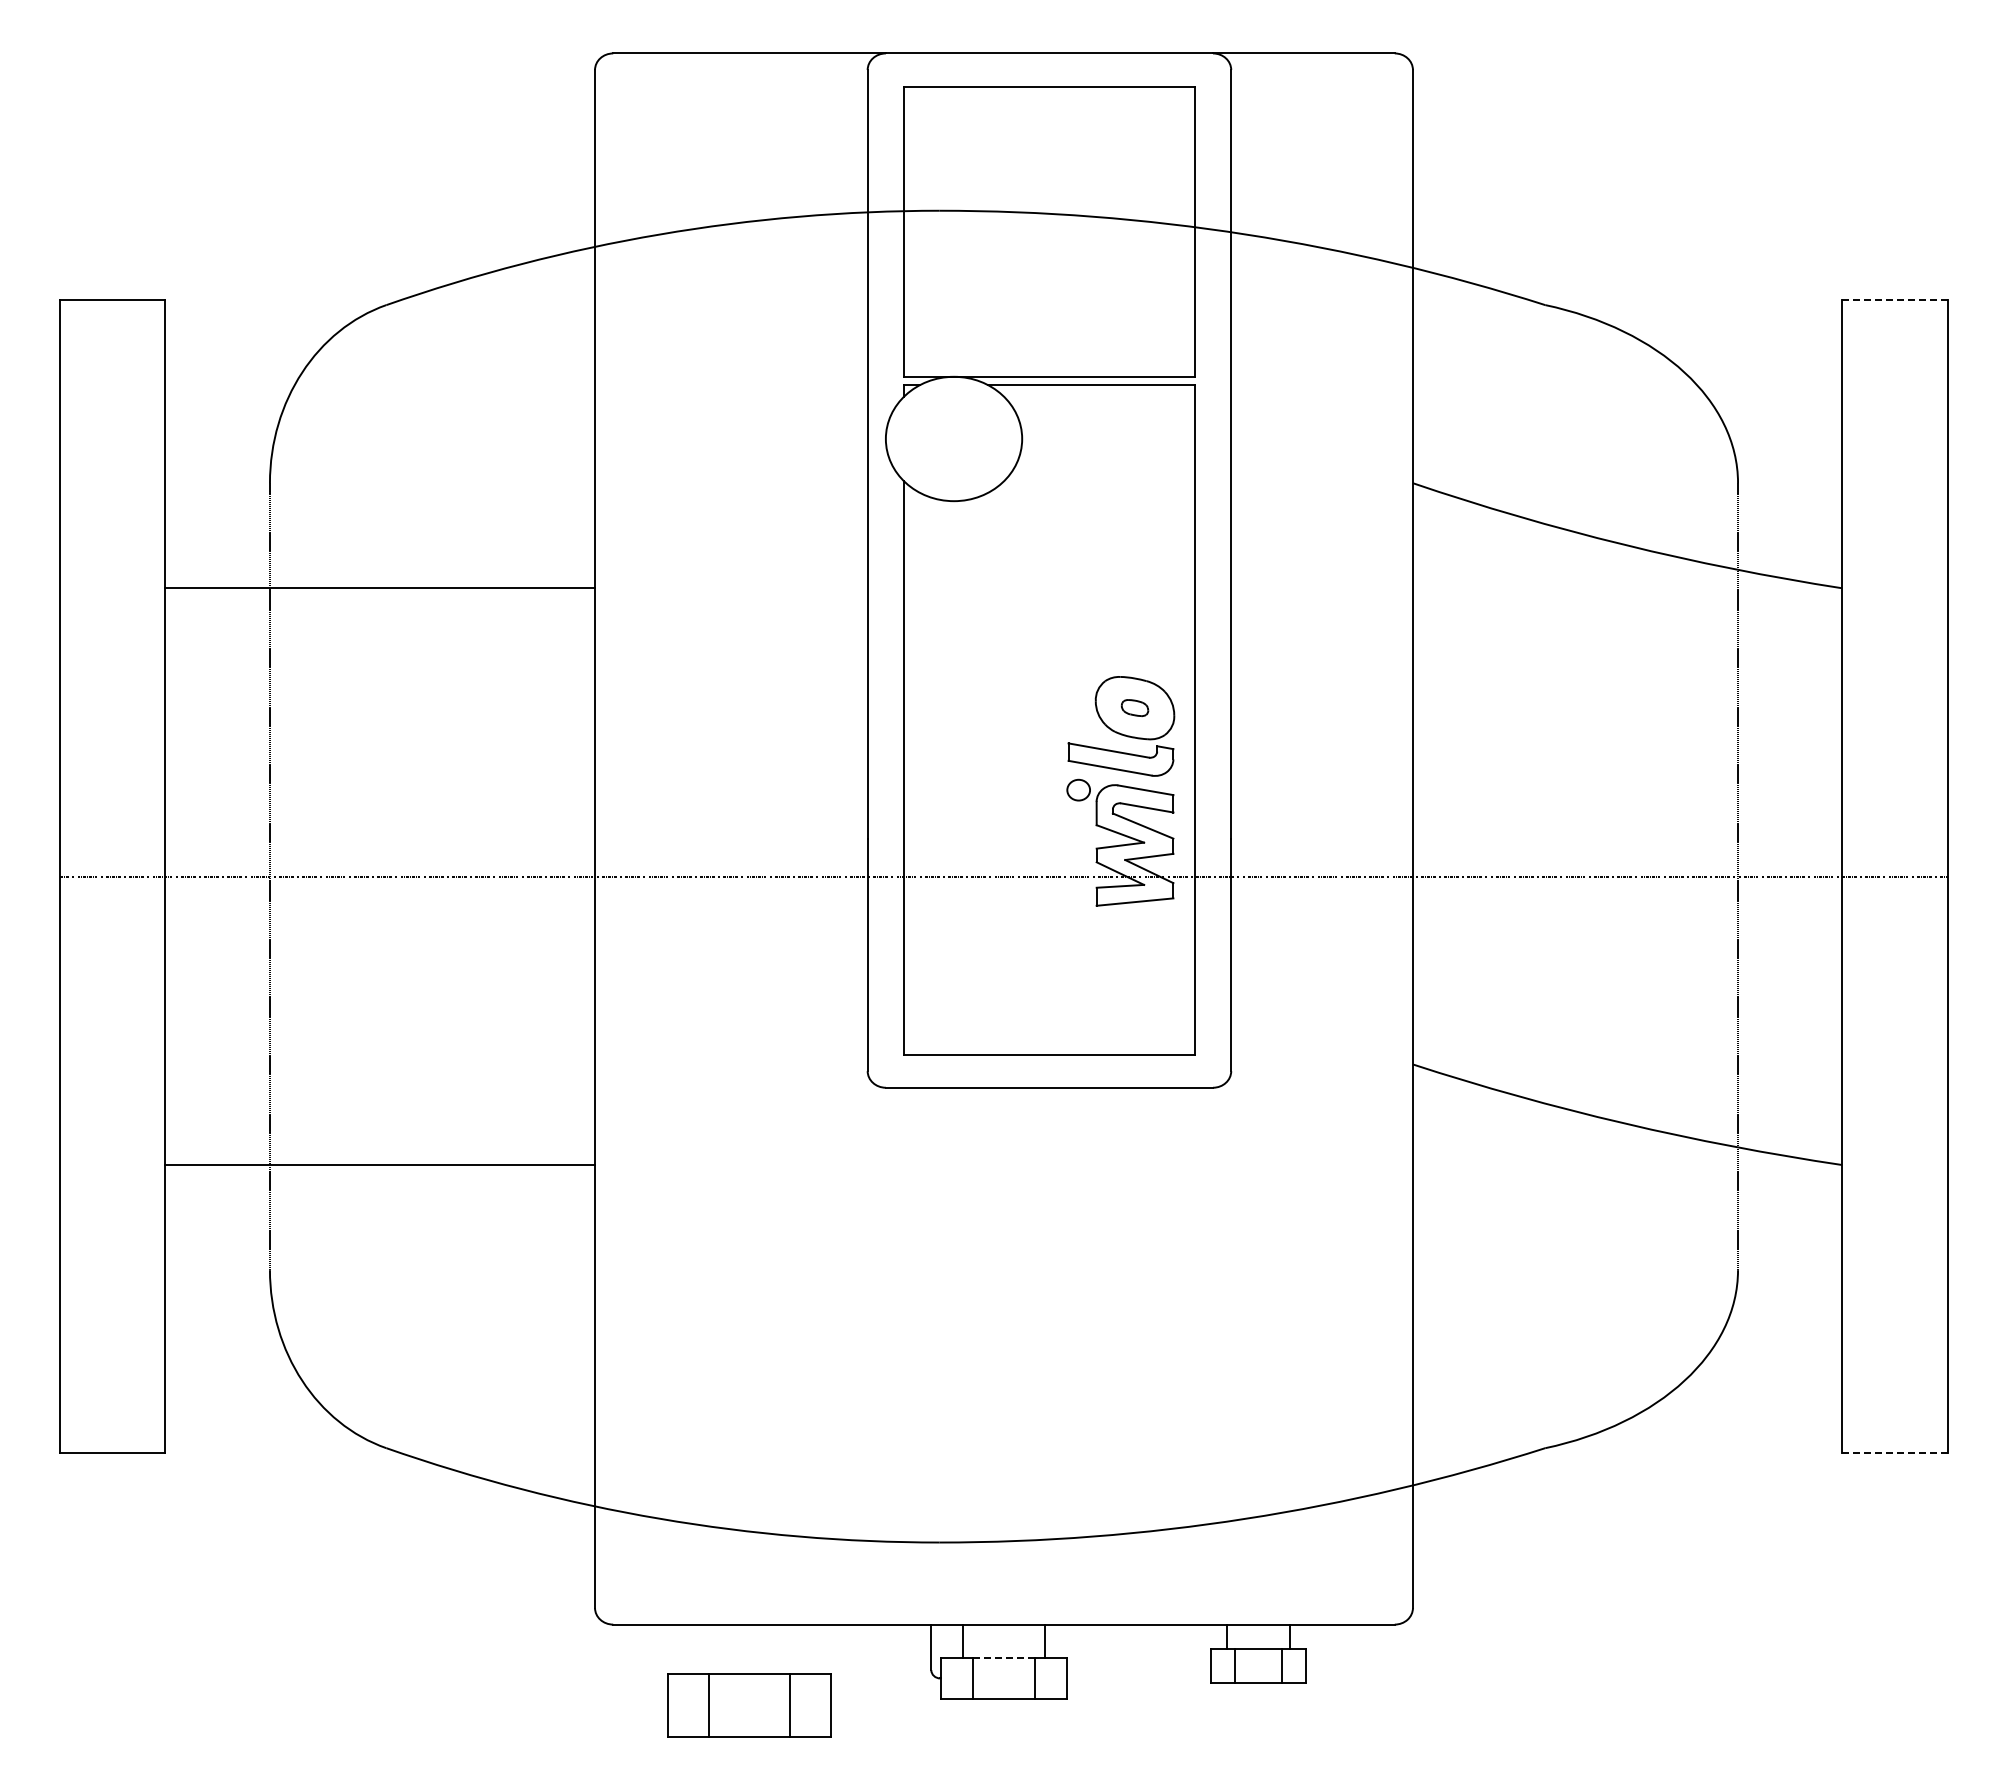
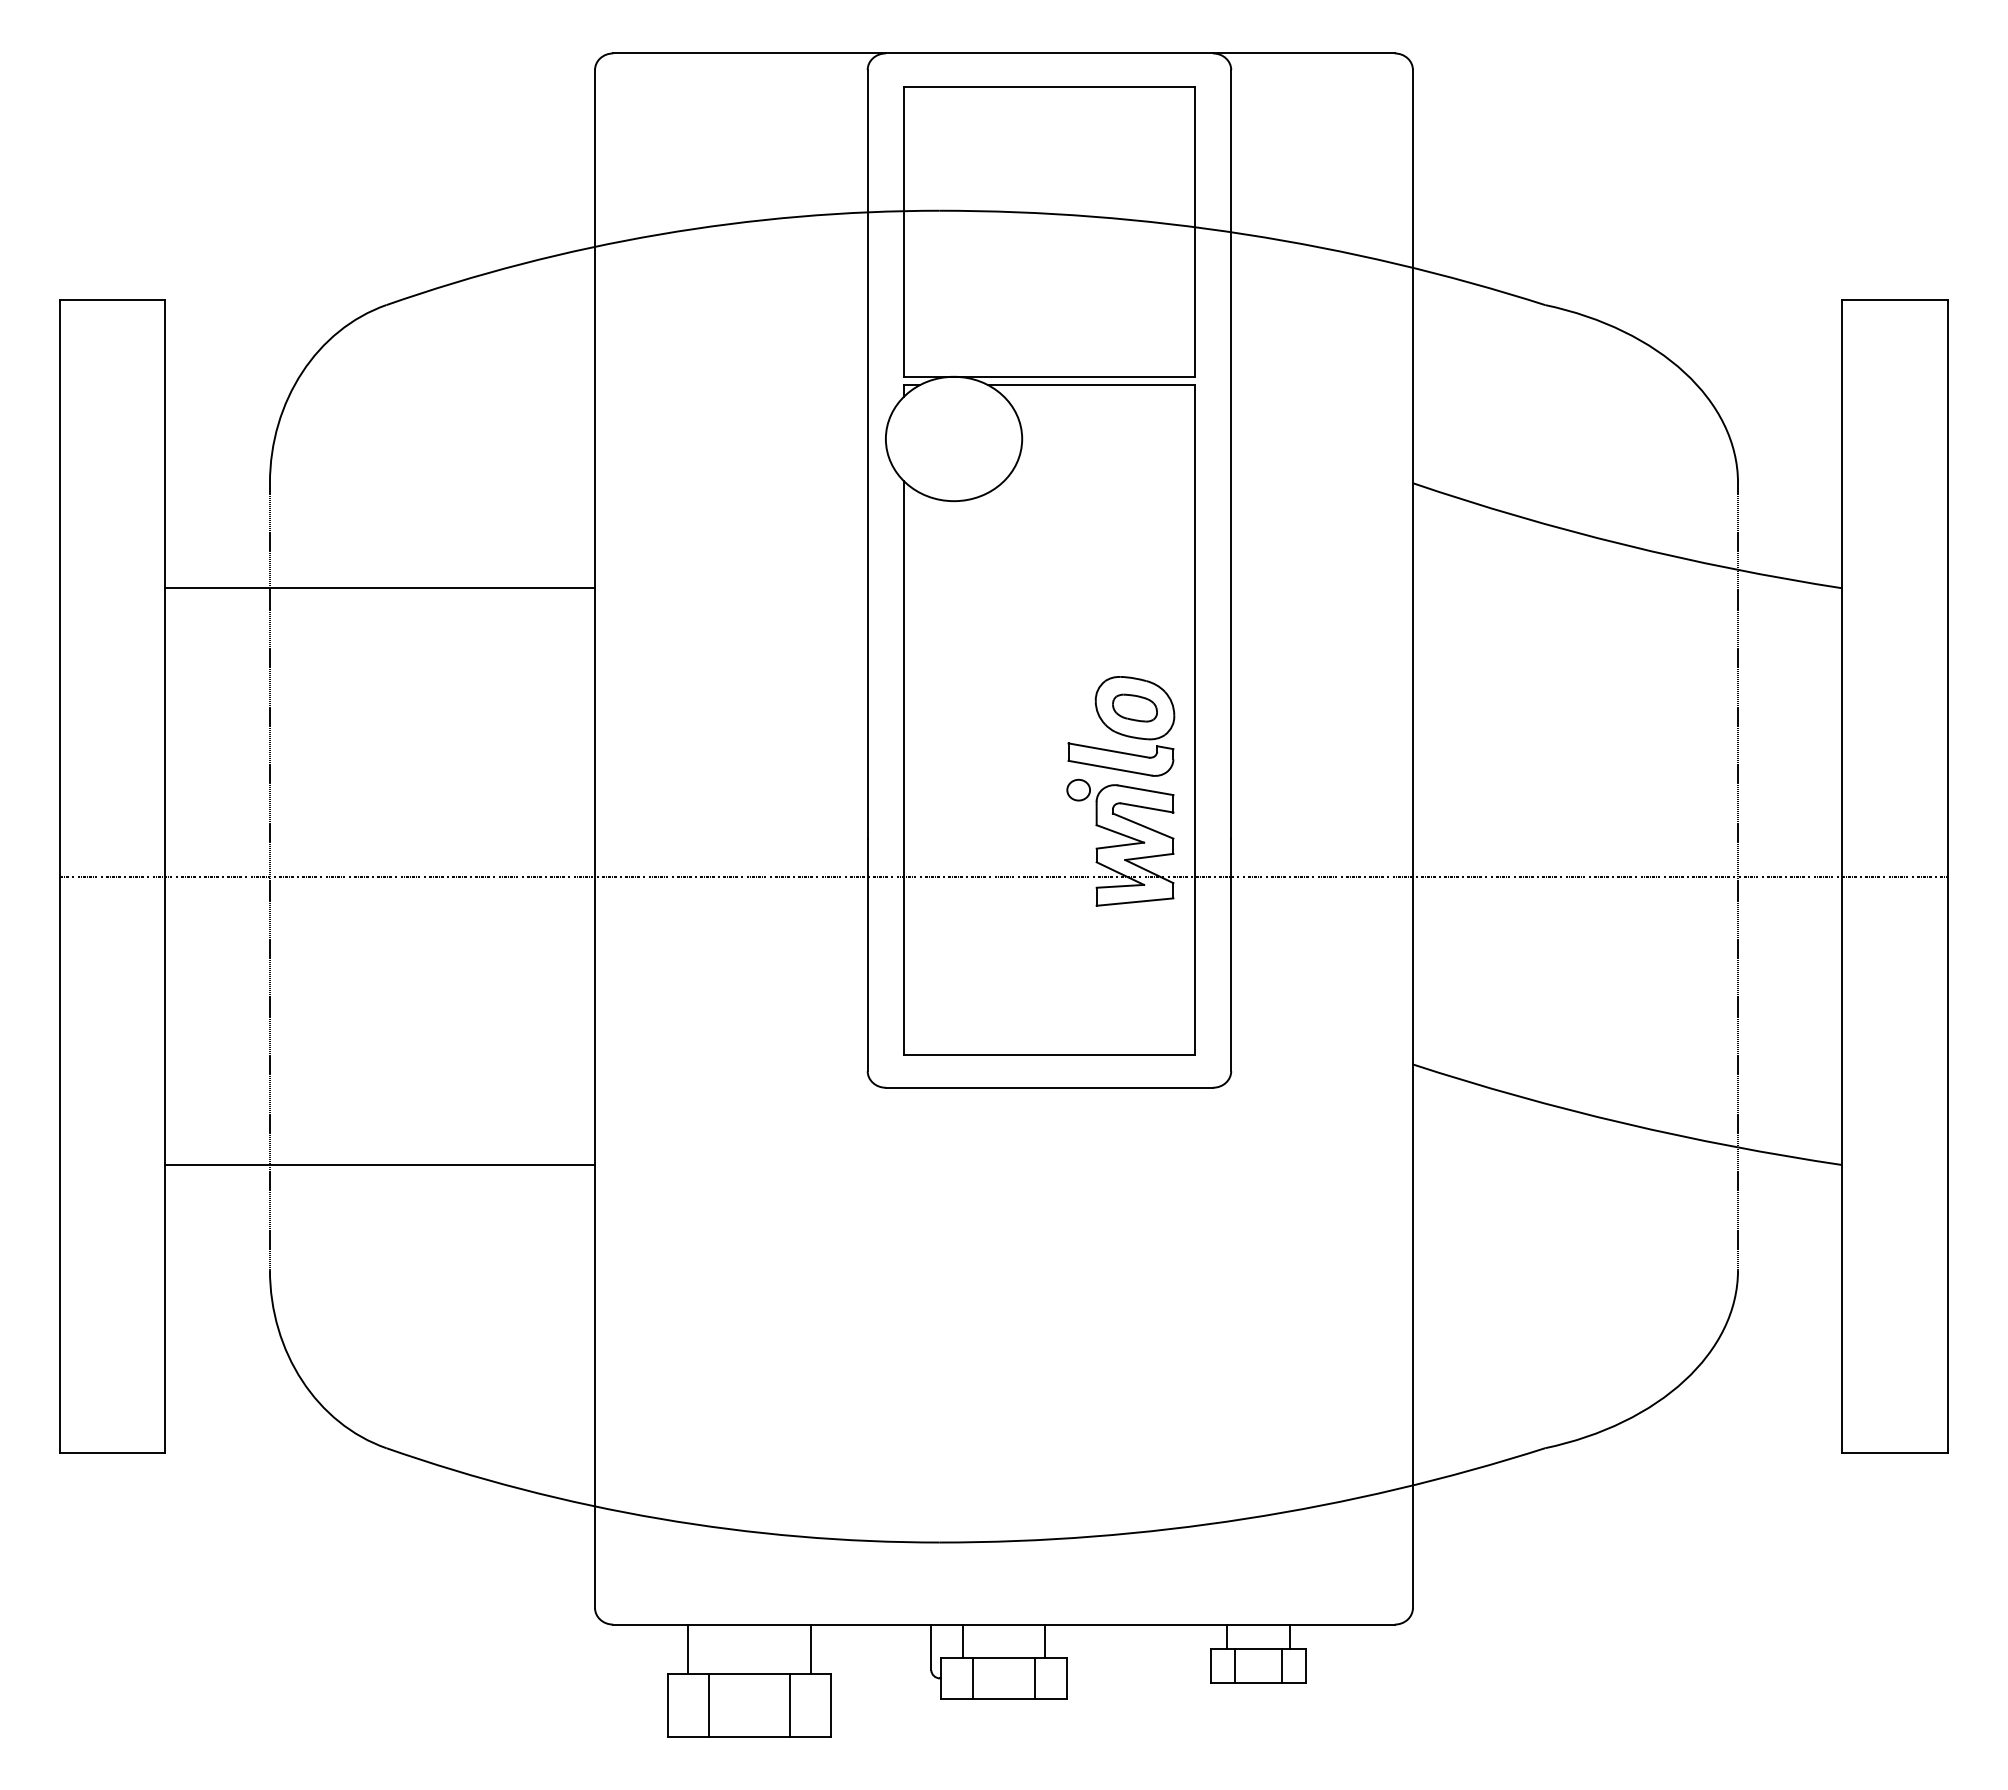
line: dashed -> solid (1894, 299)
part size: 30x18 px -> 46x30 px (1134, 707)
line: dashed -> solid (1894, 1453)
line: none -> present (688, 1649)
line: none -> present (810, 1649)
line: dashed -> solid (1004, 1657)
